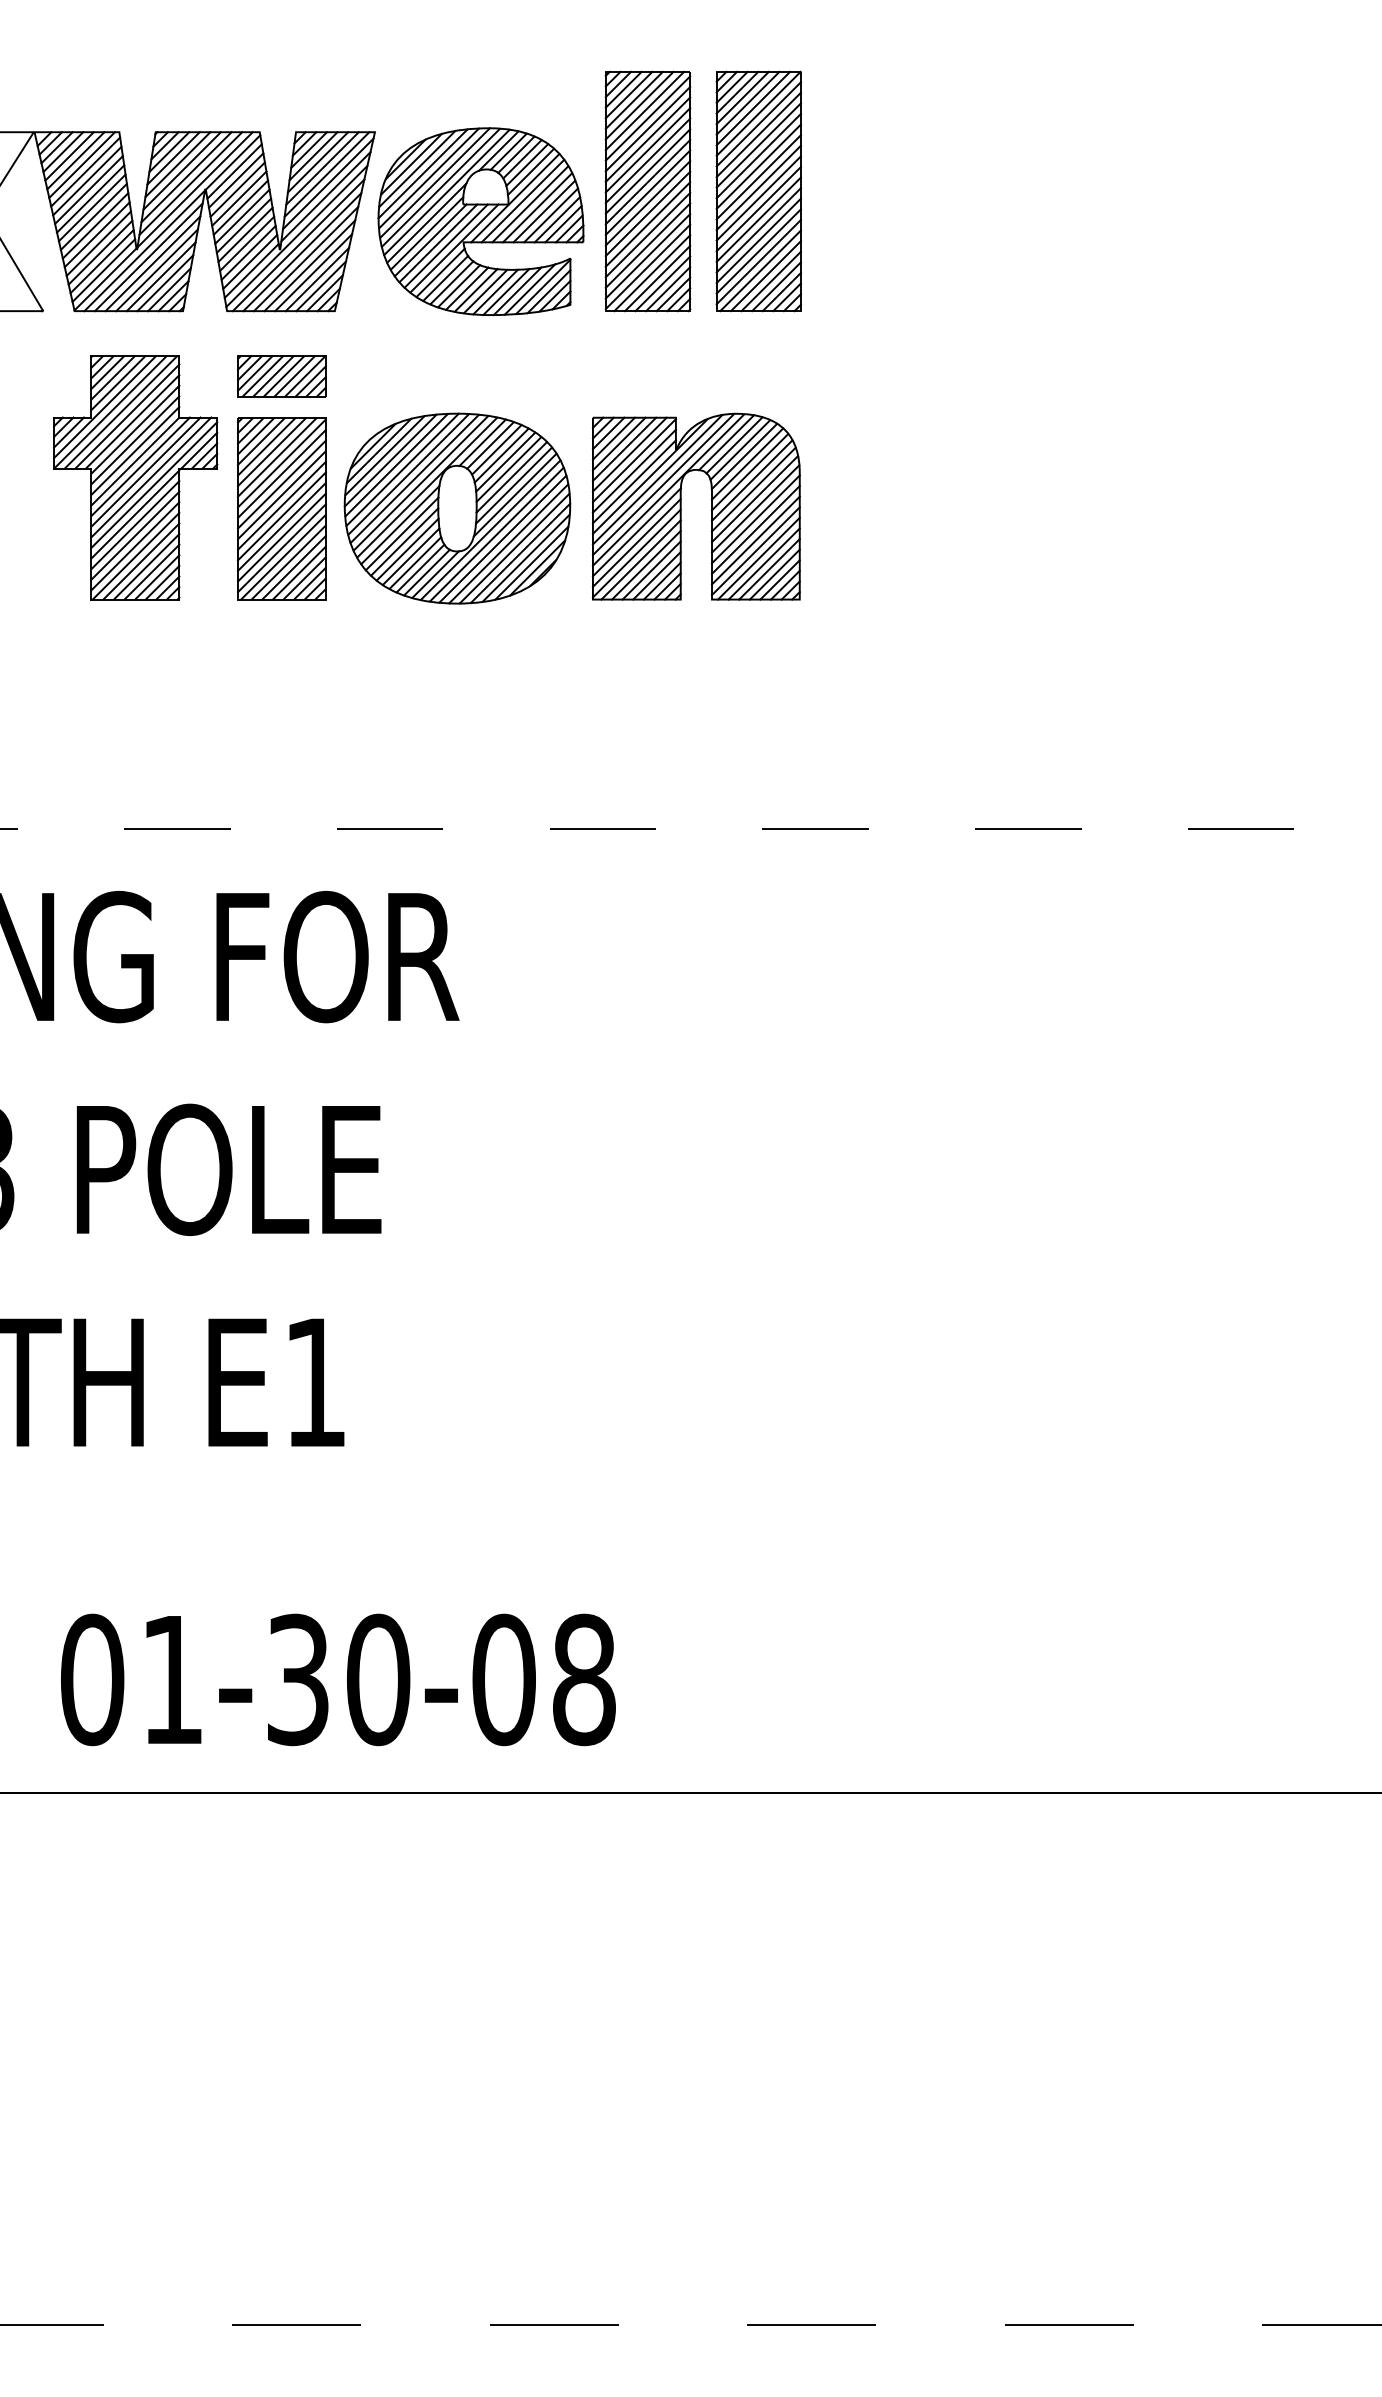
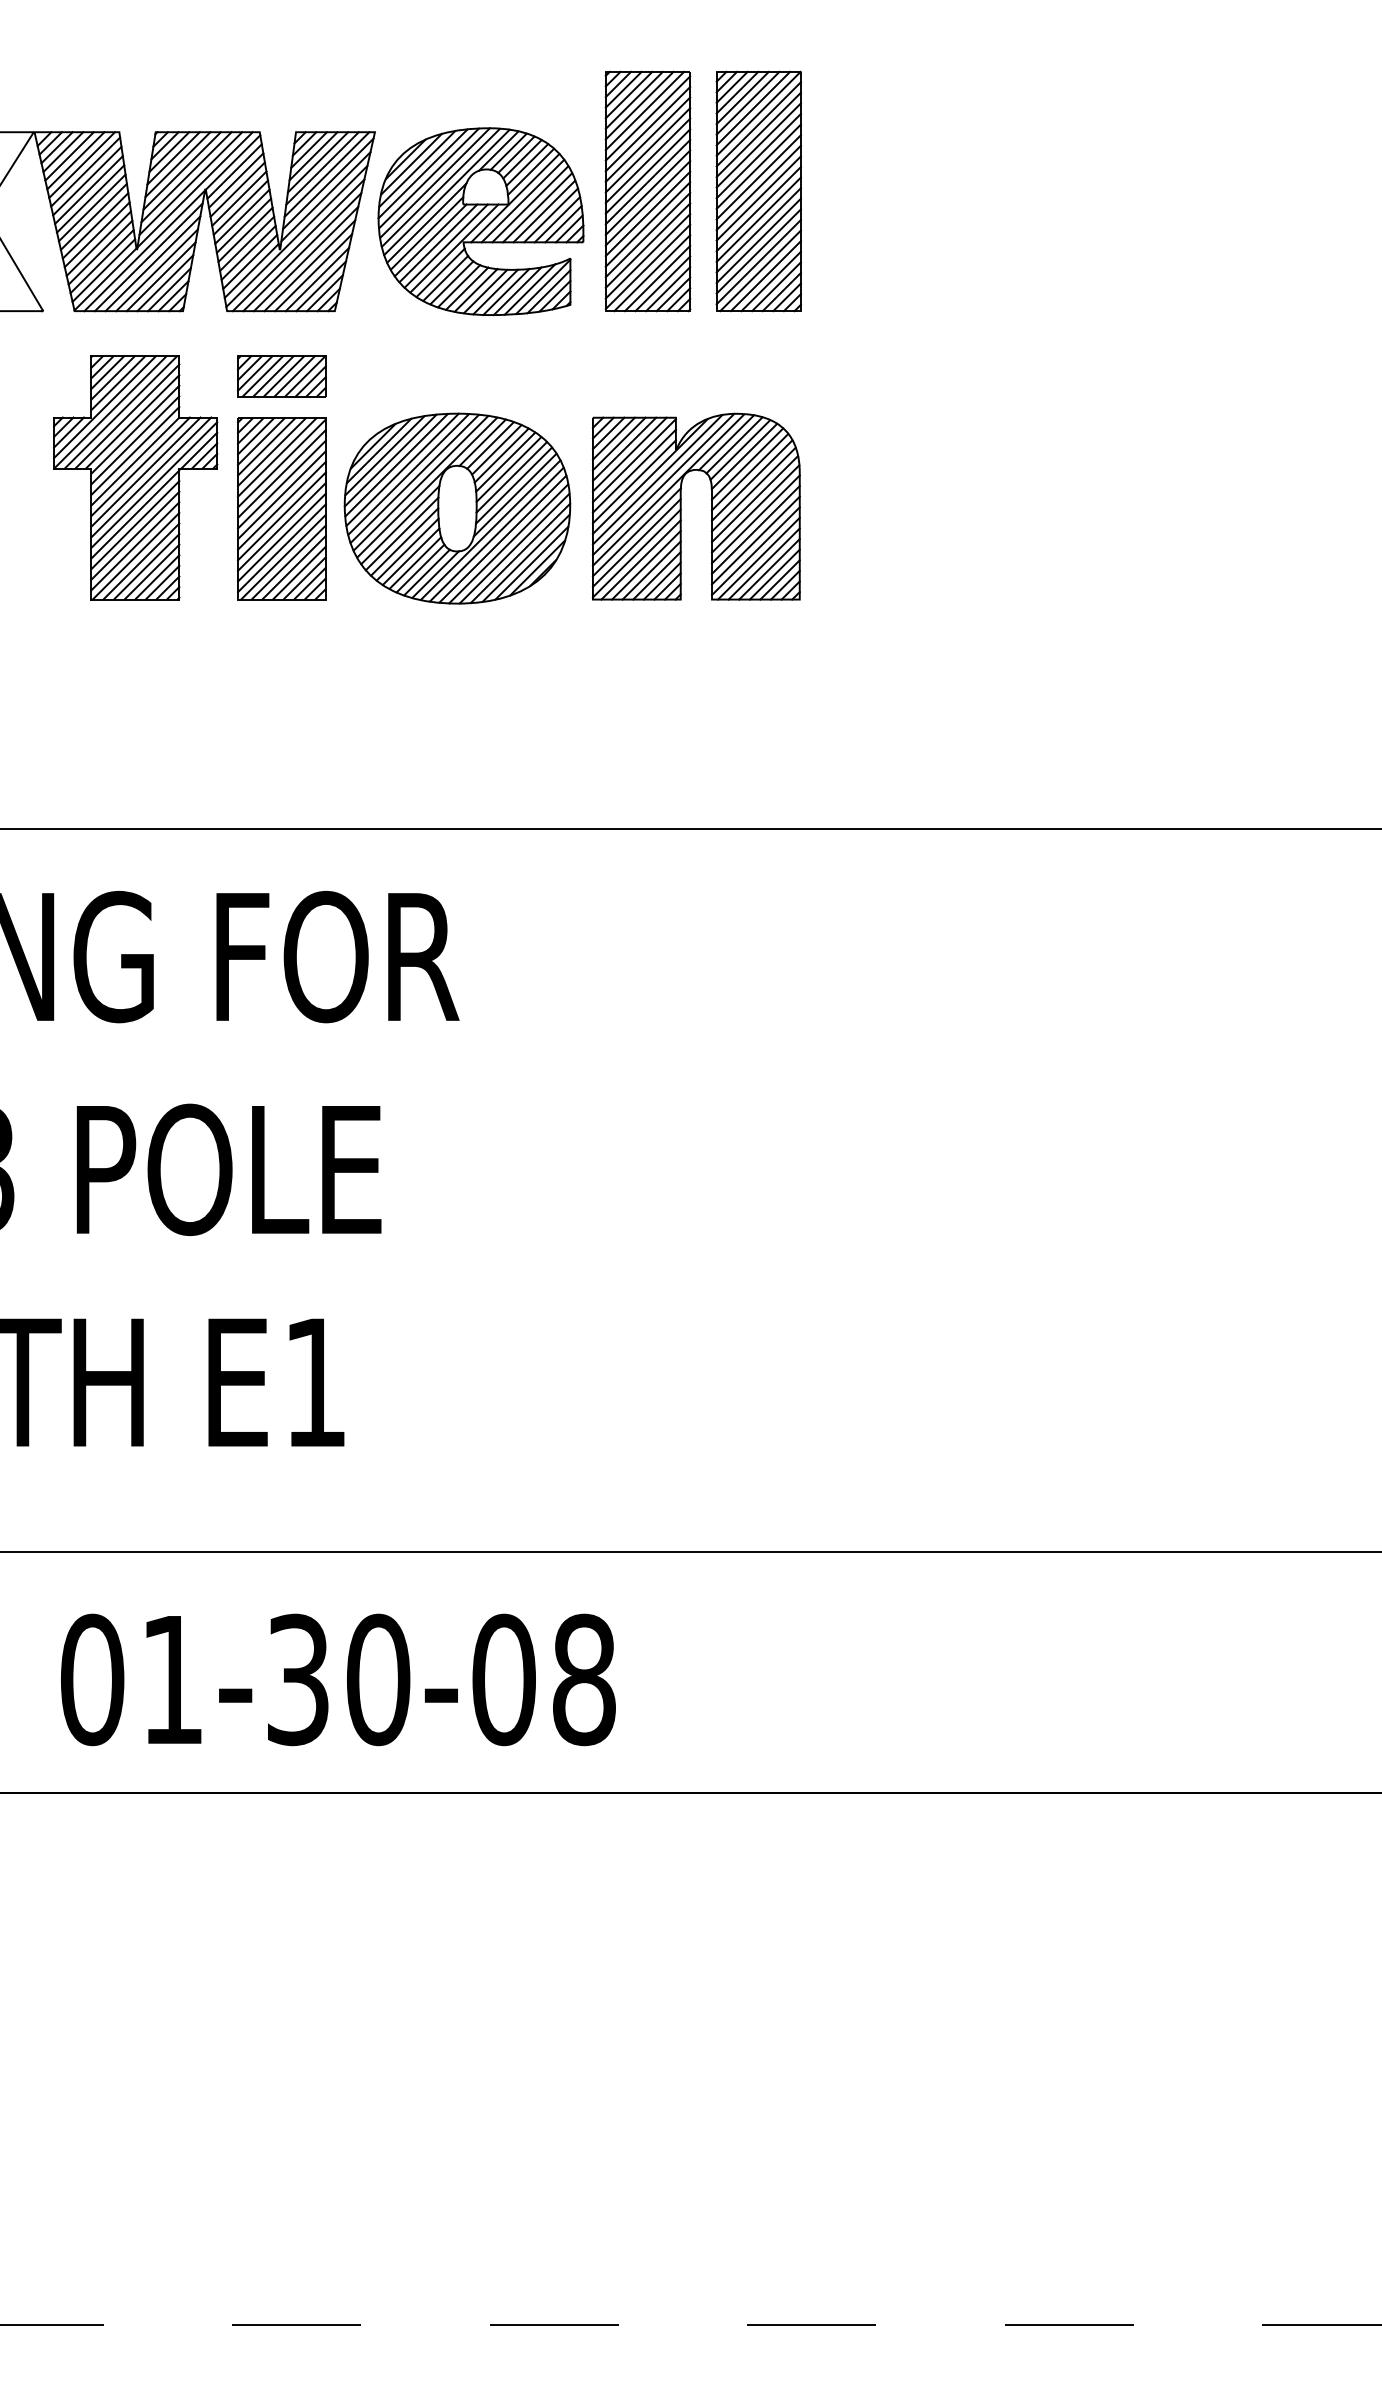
line: dashed -> solid (691, 829)
line: none -> present (690, 1552)
